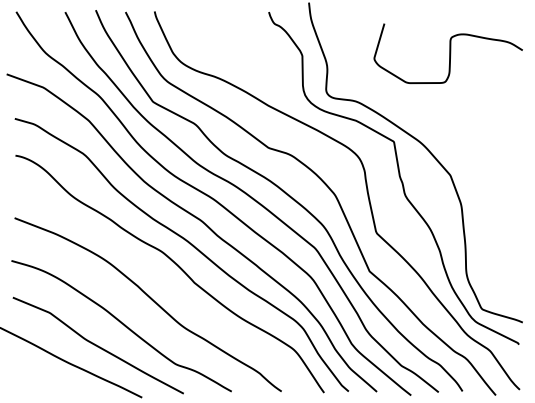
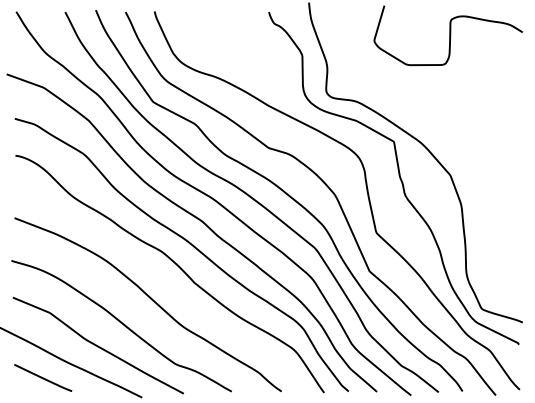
curve position: (449, 53) -> (449, 35) (449, 35)
line: none -> present (43, 377)
